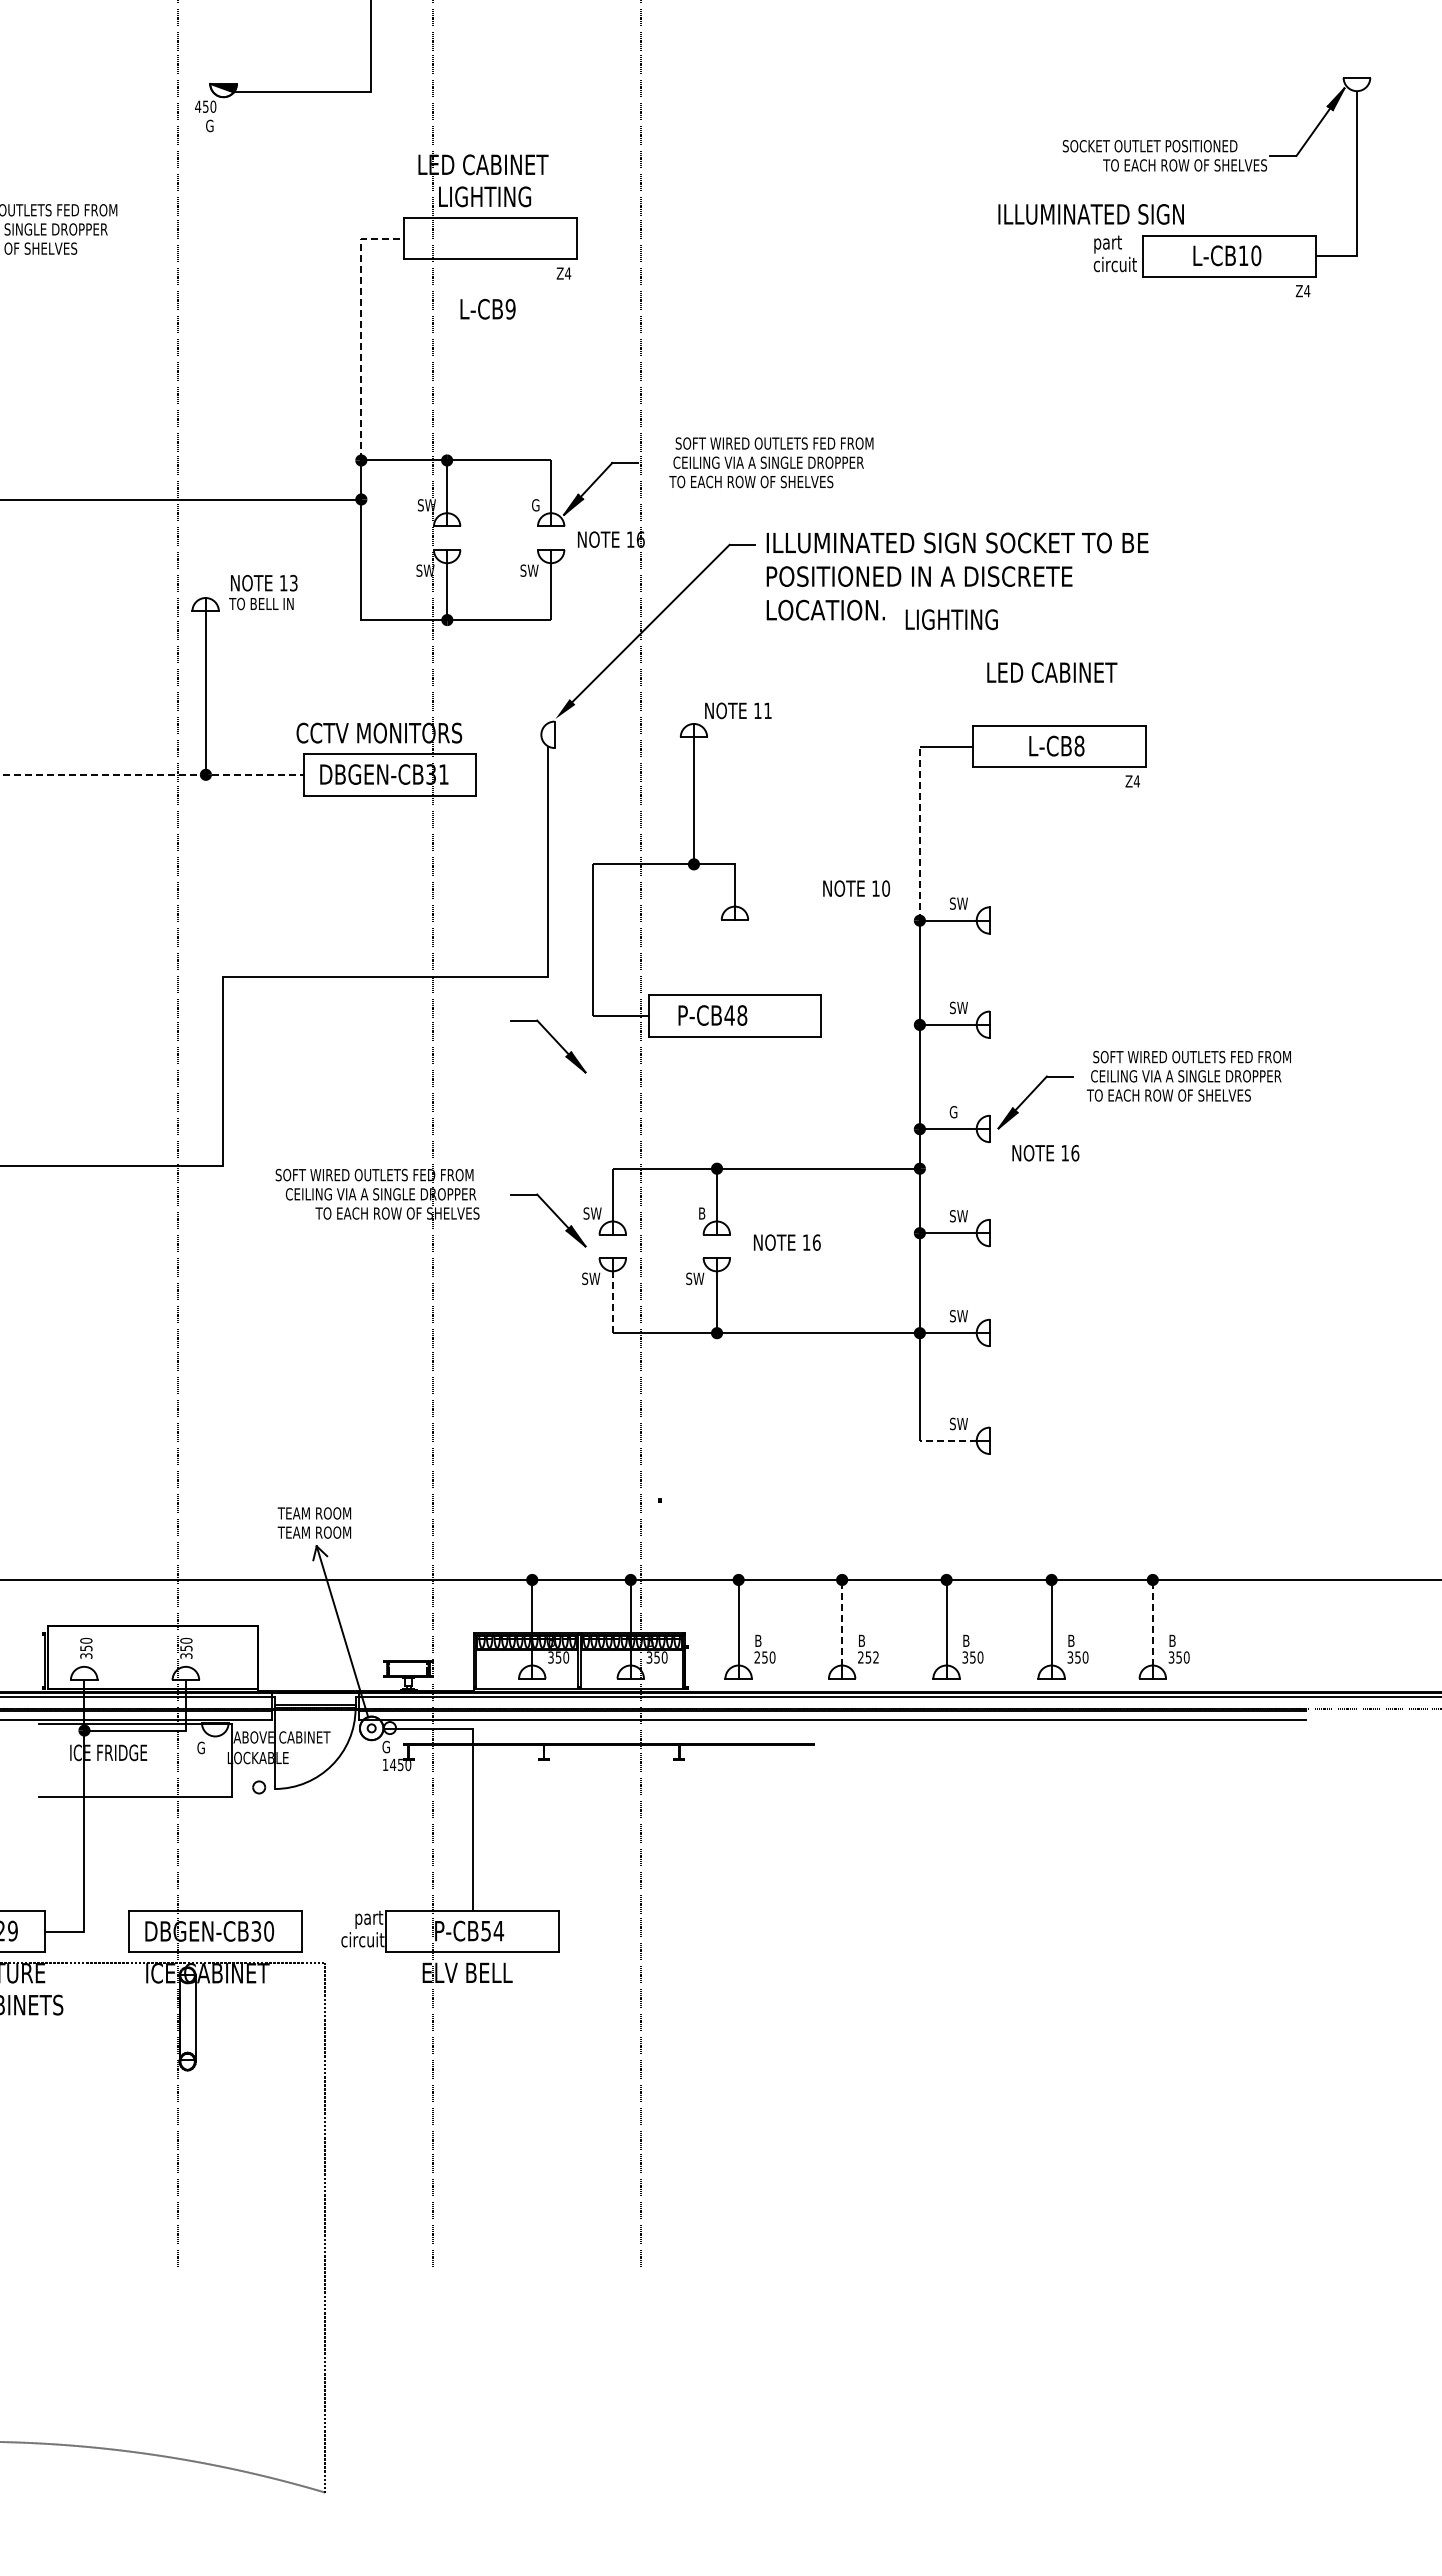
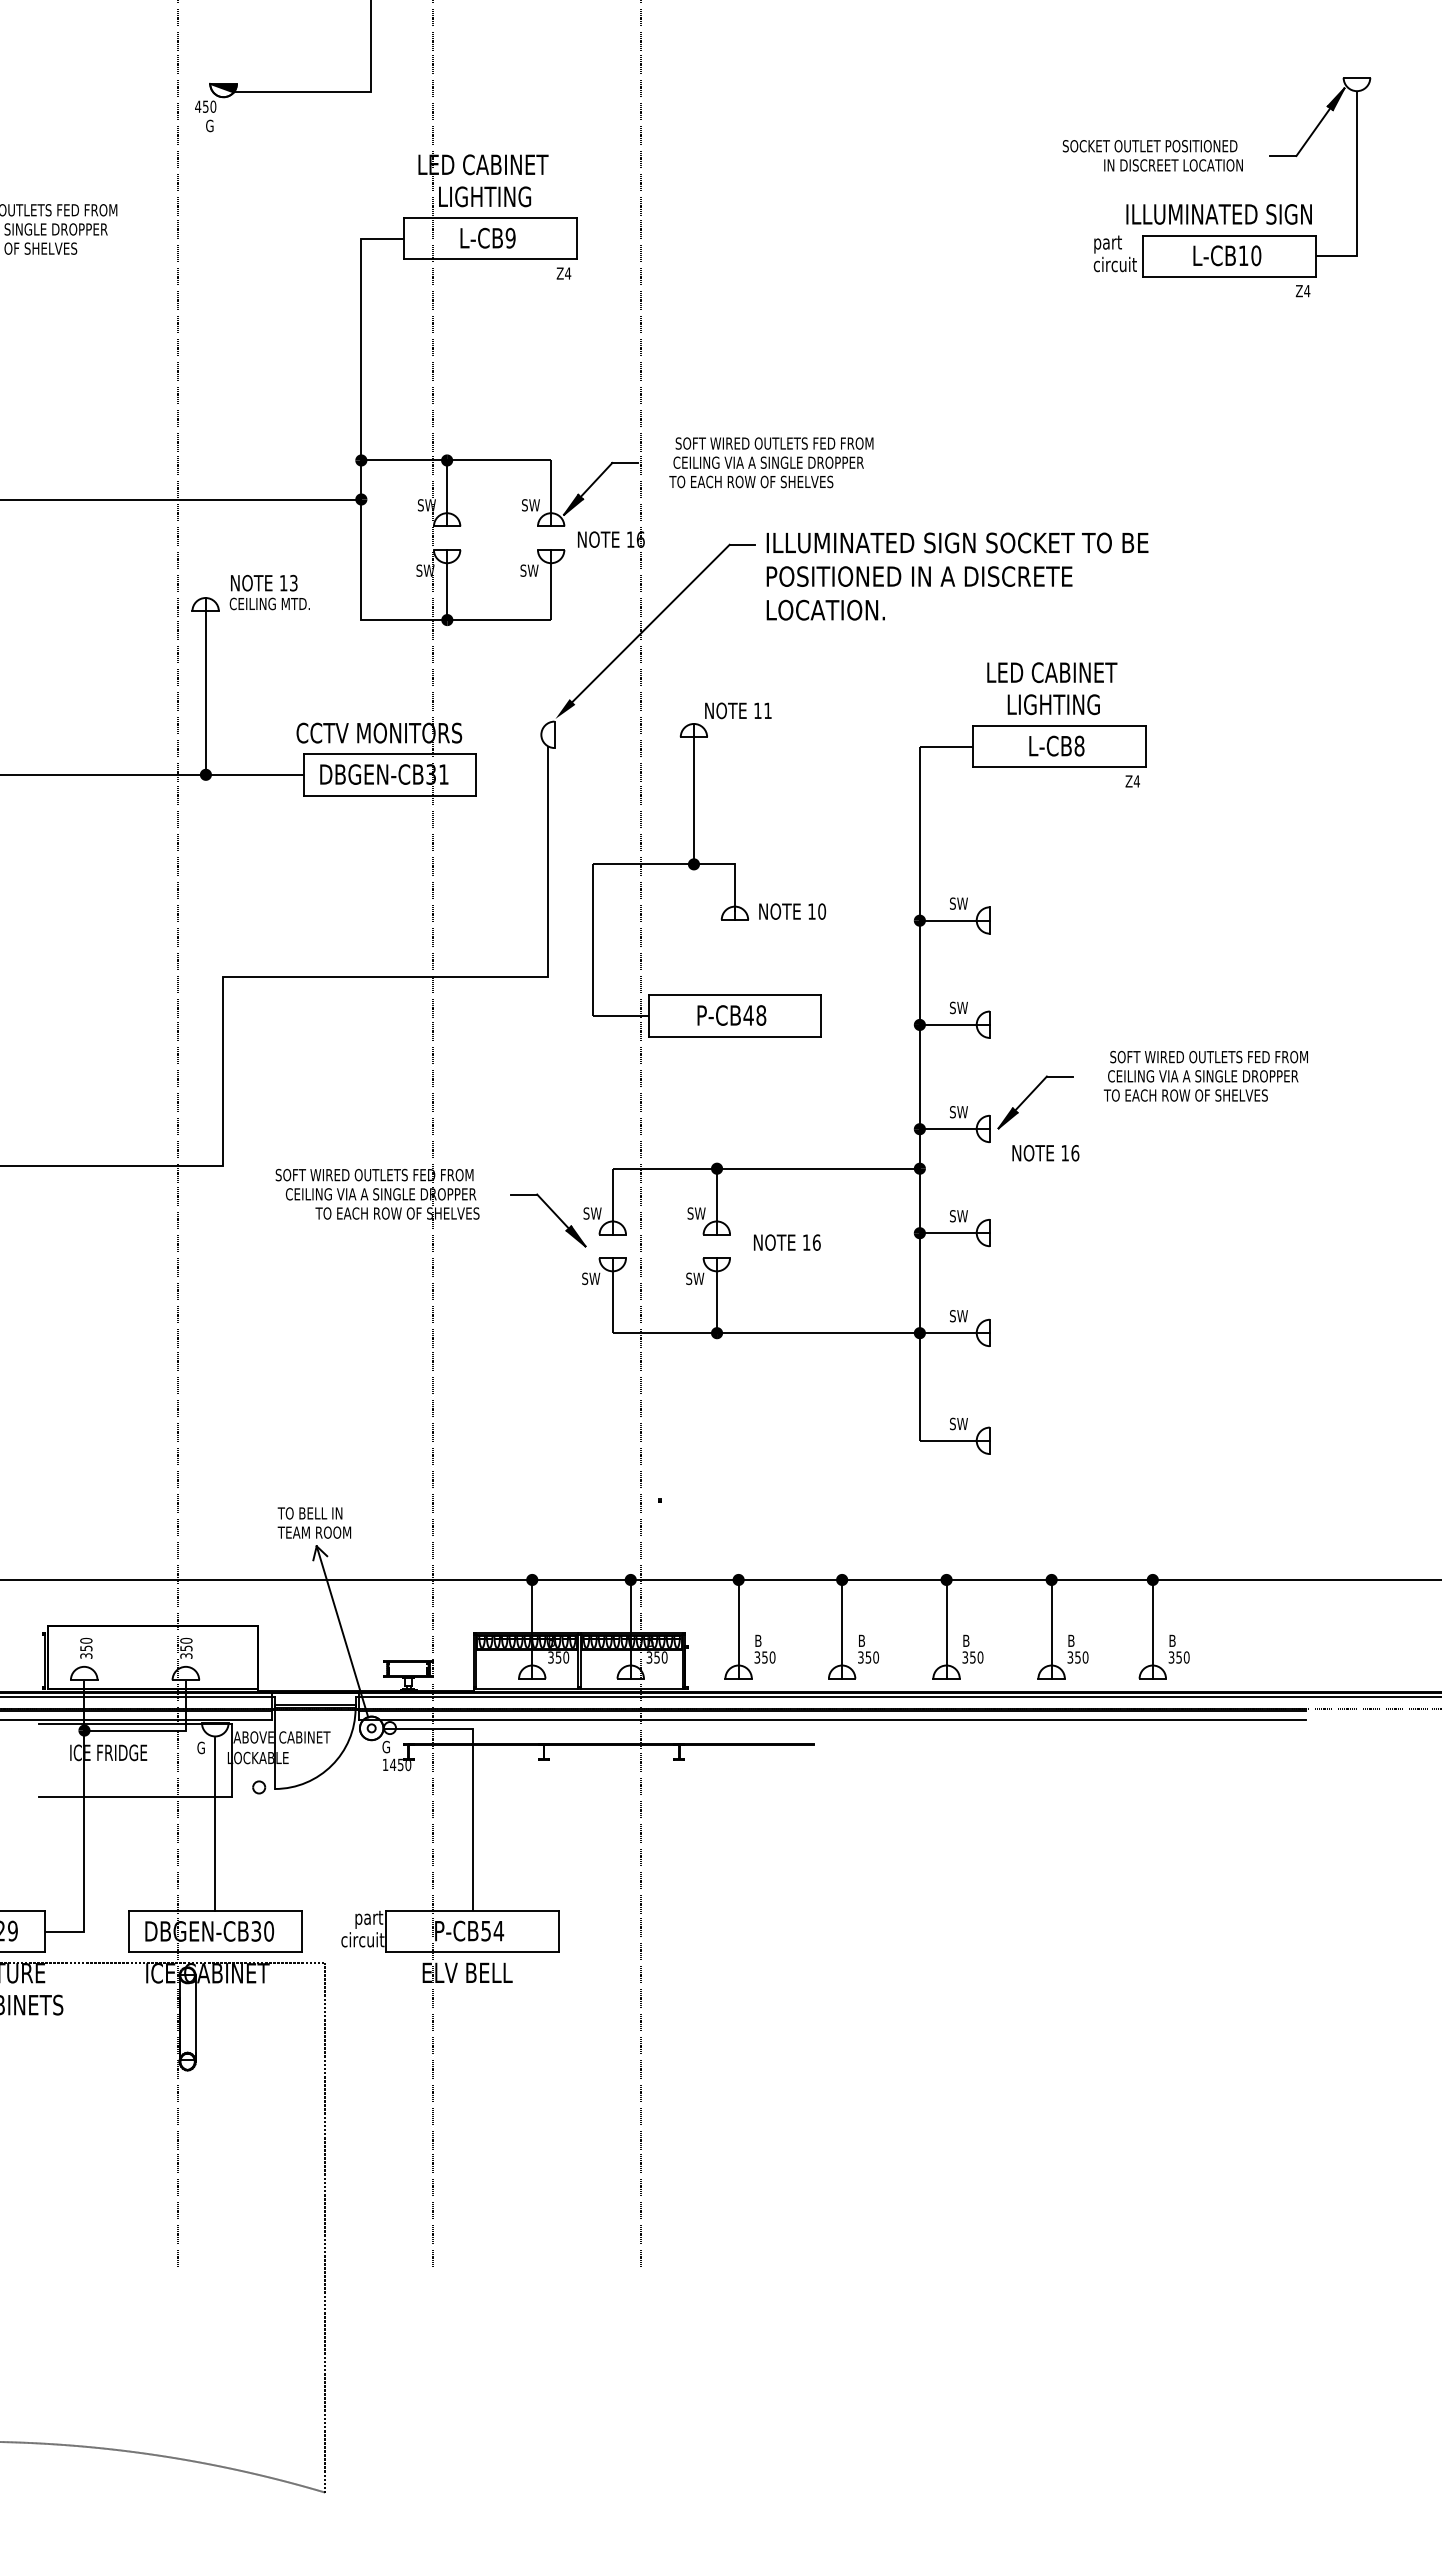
text: TO EACH ROW OF SHELVES -> IN DISCREET LOCATION (1185, 165)
text position: (1090, 214) -> (1218, 214) (1218, 214)
text position: (487, 308) -> (487, 237) (487, 237)
line: dashed -> solid (361, 327)
text: G -> SW (530, 505)
text: TO BELL IN -> CEILING MTD. (269, 603)
text position: (951, 619) -> (1053, 704) (1053, 704)
line: dashed -> solid (152, 774)
line: dashed -> solid (919, 833)
text position: (856, 888) -> (792, 911) (792, 911)
text position: (712, 1015) -> (731, 1015) (731, 1015)
part: present -> none (554, 1040)
text position: (1188, 1075) -> (1205, 1075) (1205, 1075)
text: G -> SW (958, 1112)
text: B -> SW (696, 1213)
line: dashed -> solid (613, 1302)
line: dashed -> solid (947, 1440)
text: TEAM ROOM -> TO BELL IN (318, 1513)
line: dashed -> solid (842, 1622)
line: dashed -> solid (1152, 1622)
text: 250 -> 350 (757, 1657)
text: 252 -> 350 (868, 1657)
line: none -> present (215, 1824)
